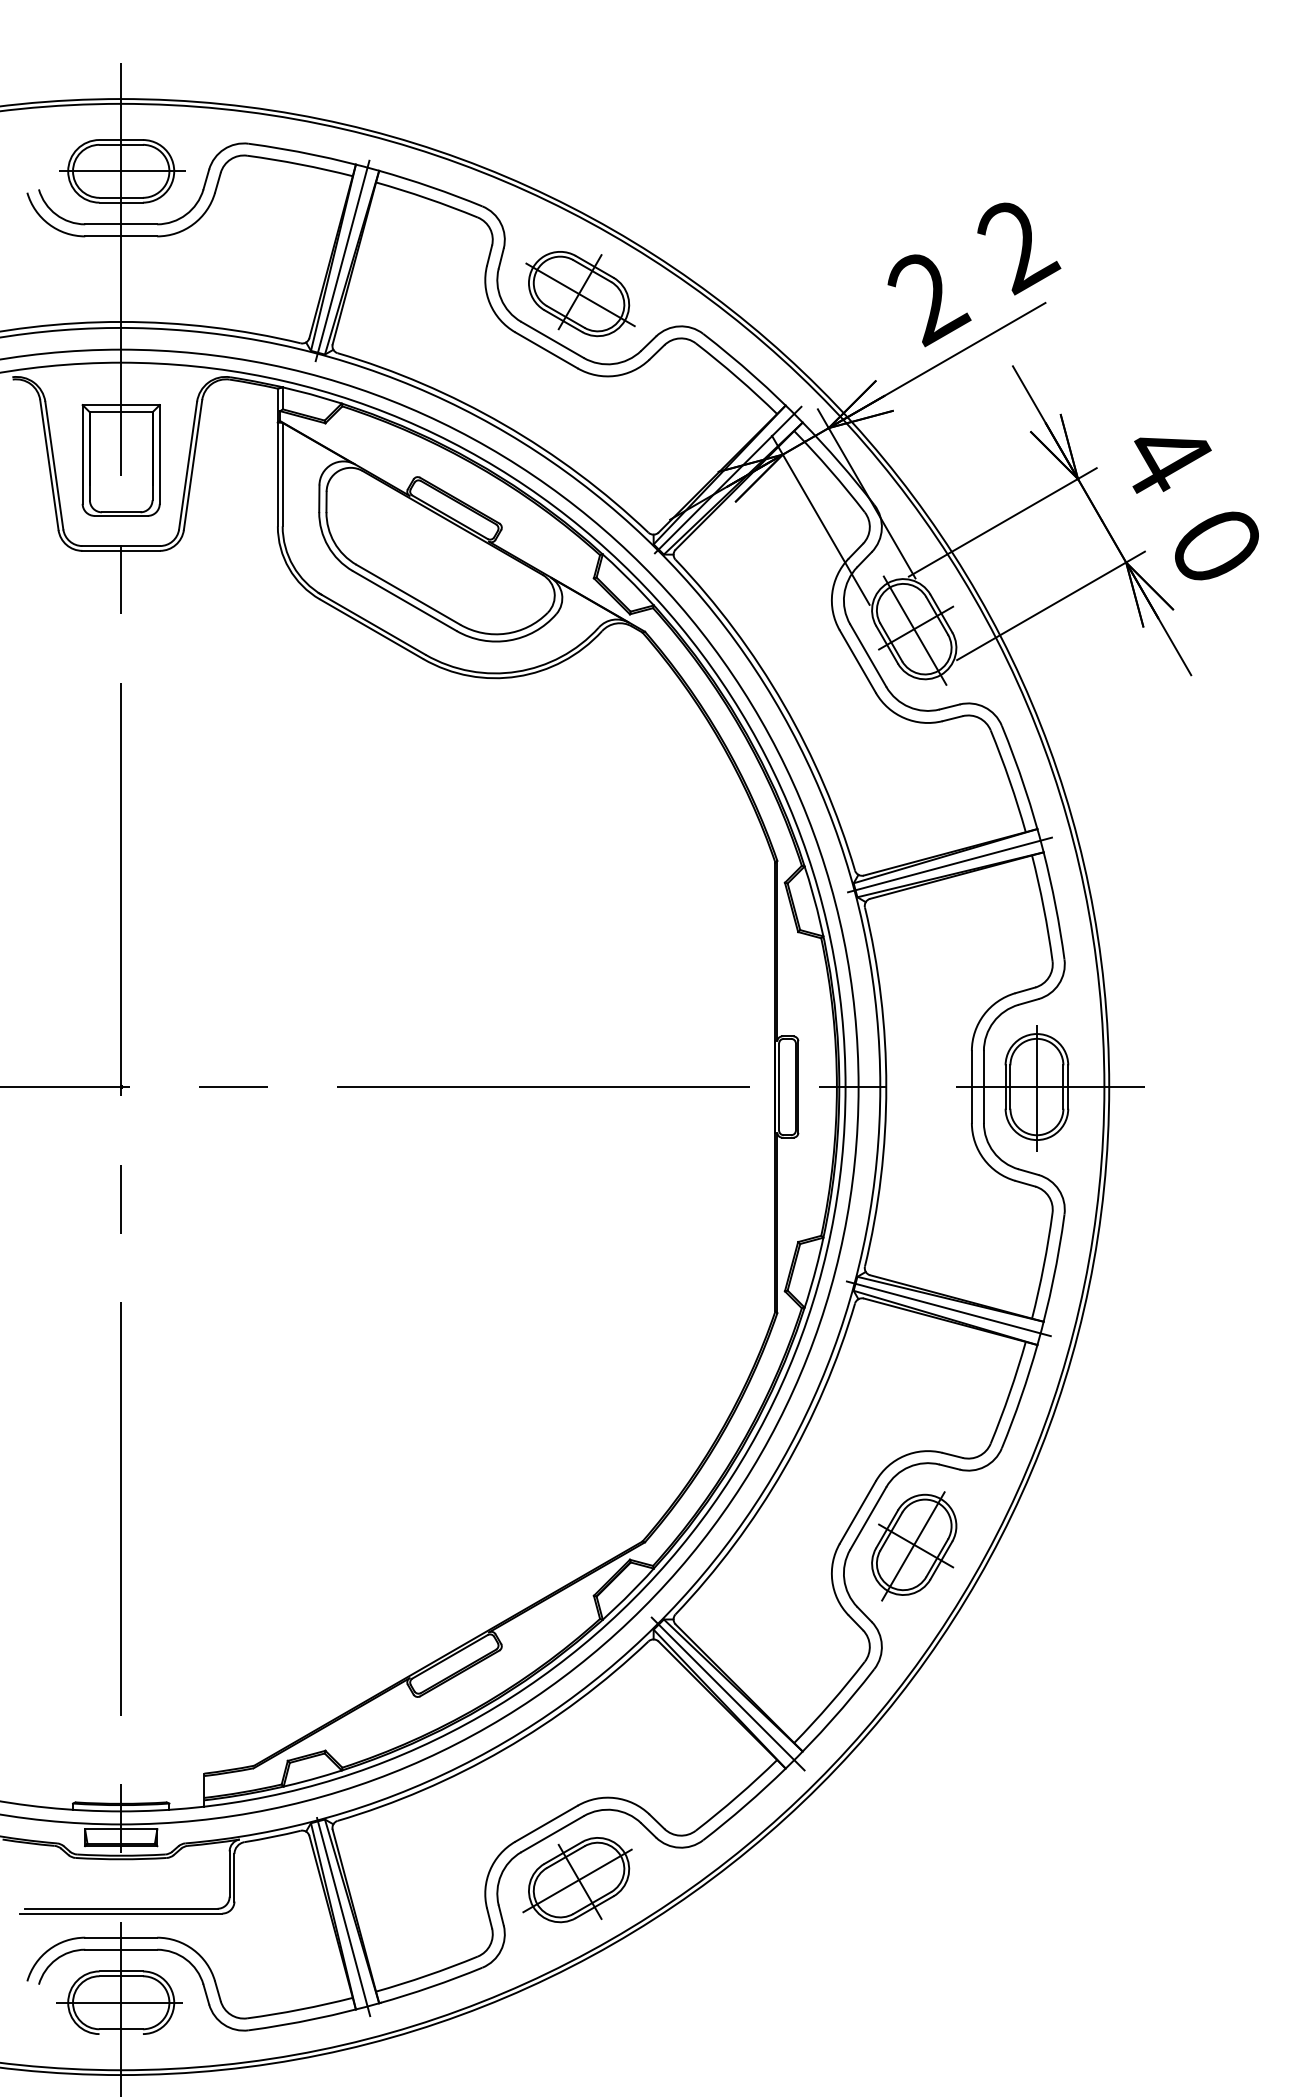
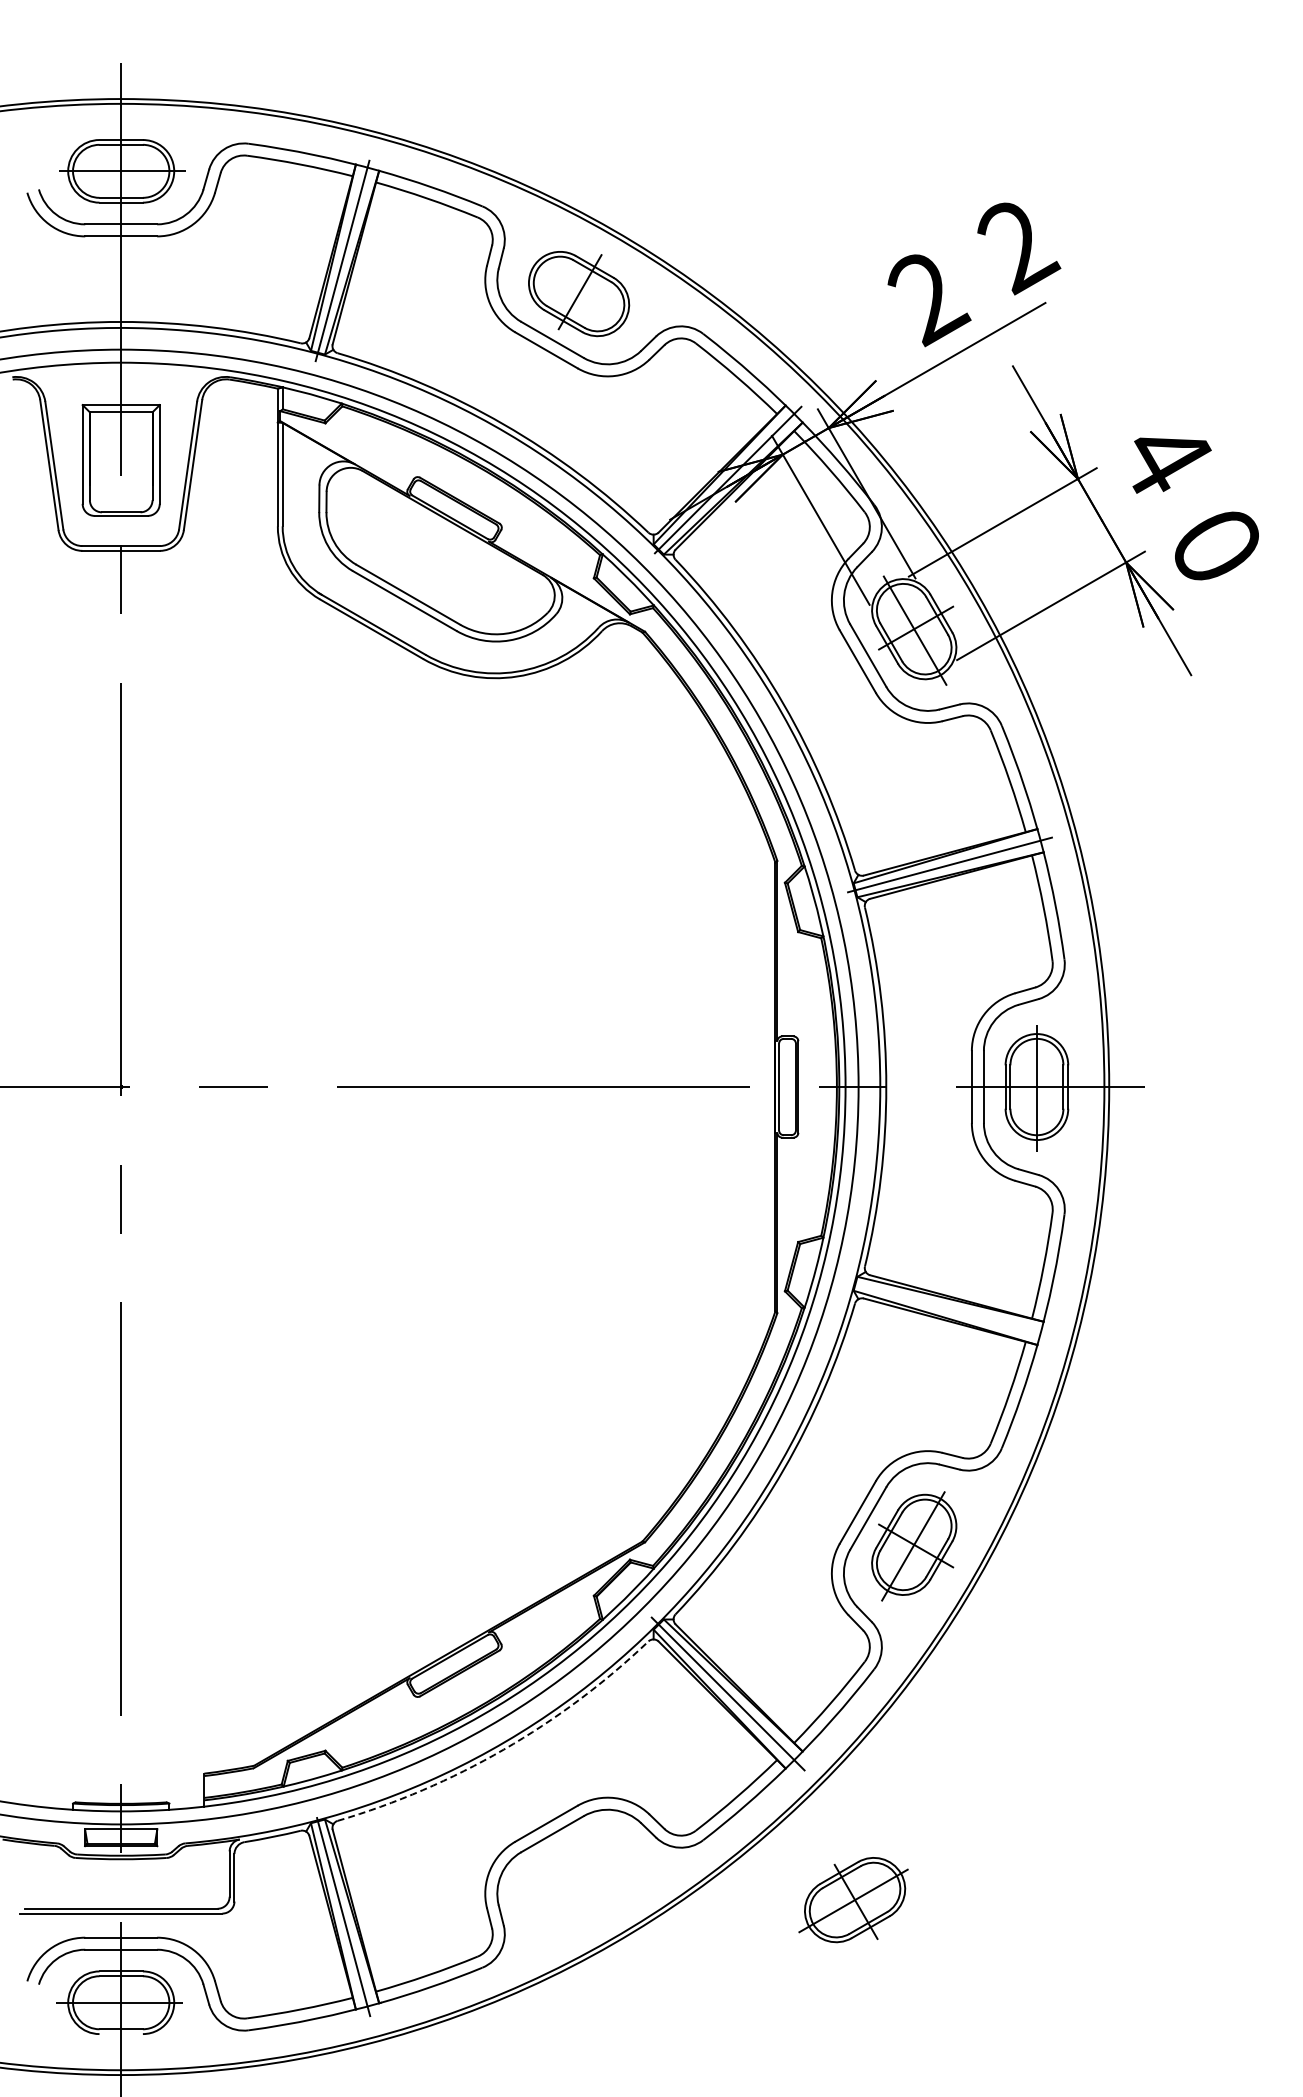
line: present -> none (580, 294)
line: present -> none (948, 1308)
arc: solid -> dashed (503, 1749)
part position: (577, 1880) -> (853, 1900) (853, 1900)
